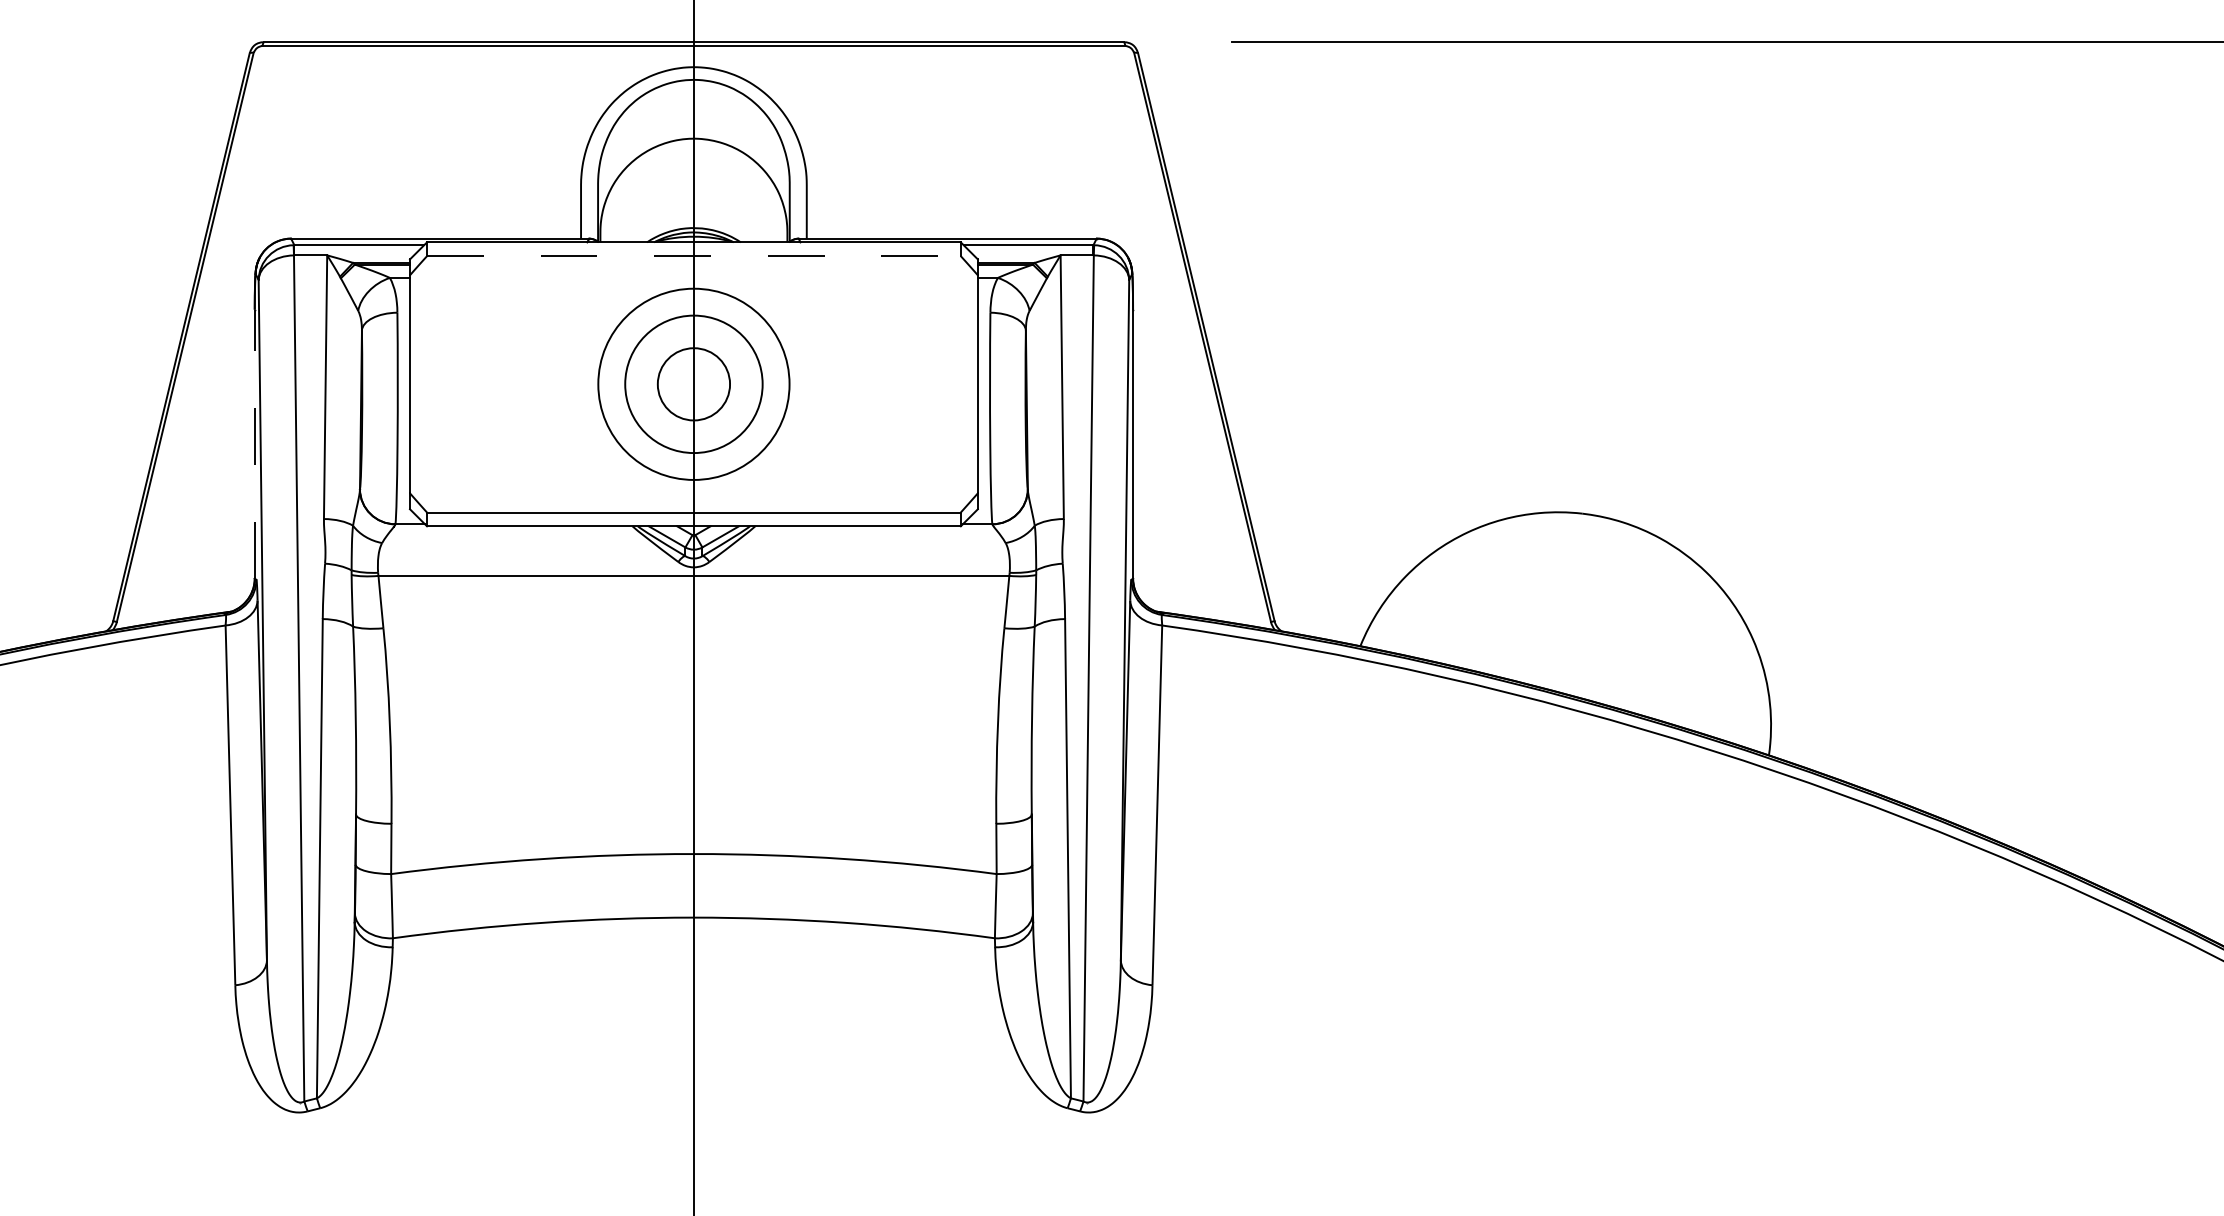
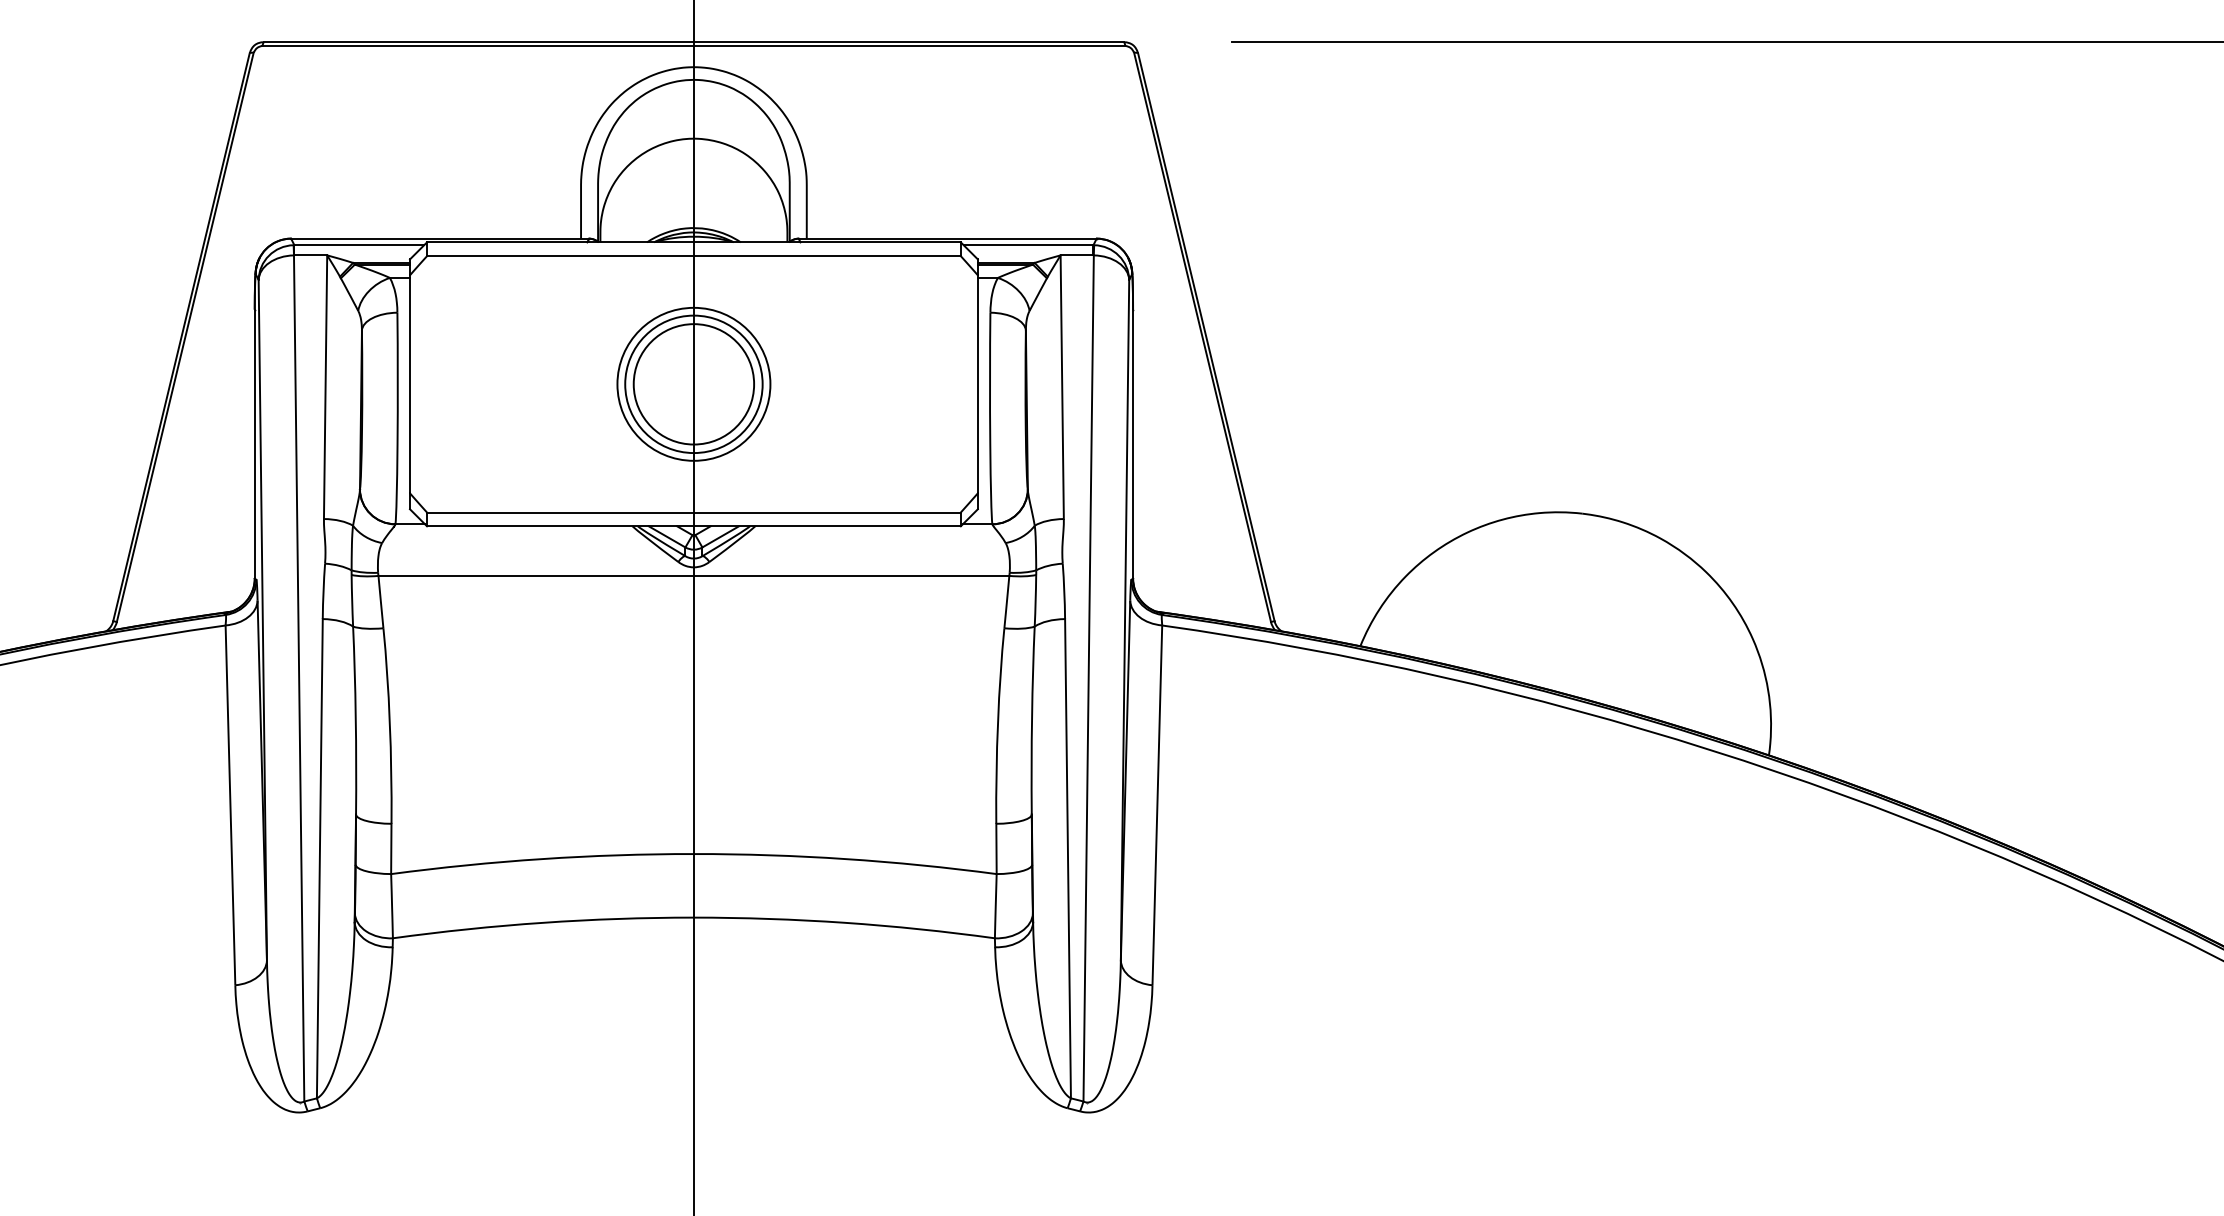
line: dashed -> solid (693, 256)
circle diameter: 191 px -> 153 px (693, 383)
circle diameter: 72 px -> 120 px (693, 384)
line: dashed -> solid (254, 443)
